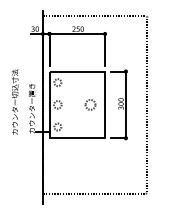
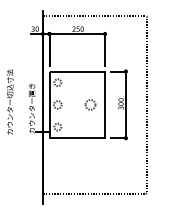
text position: (14, 101) -> (9, 101) (9, 101)
